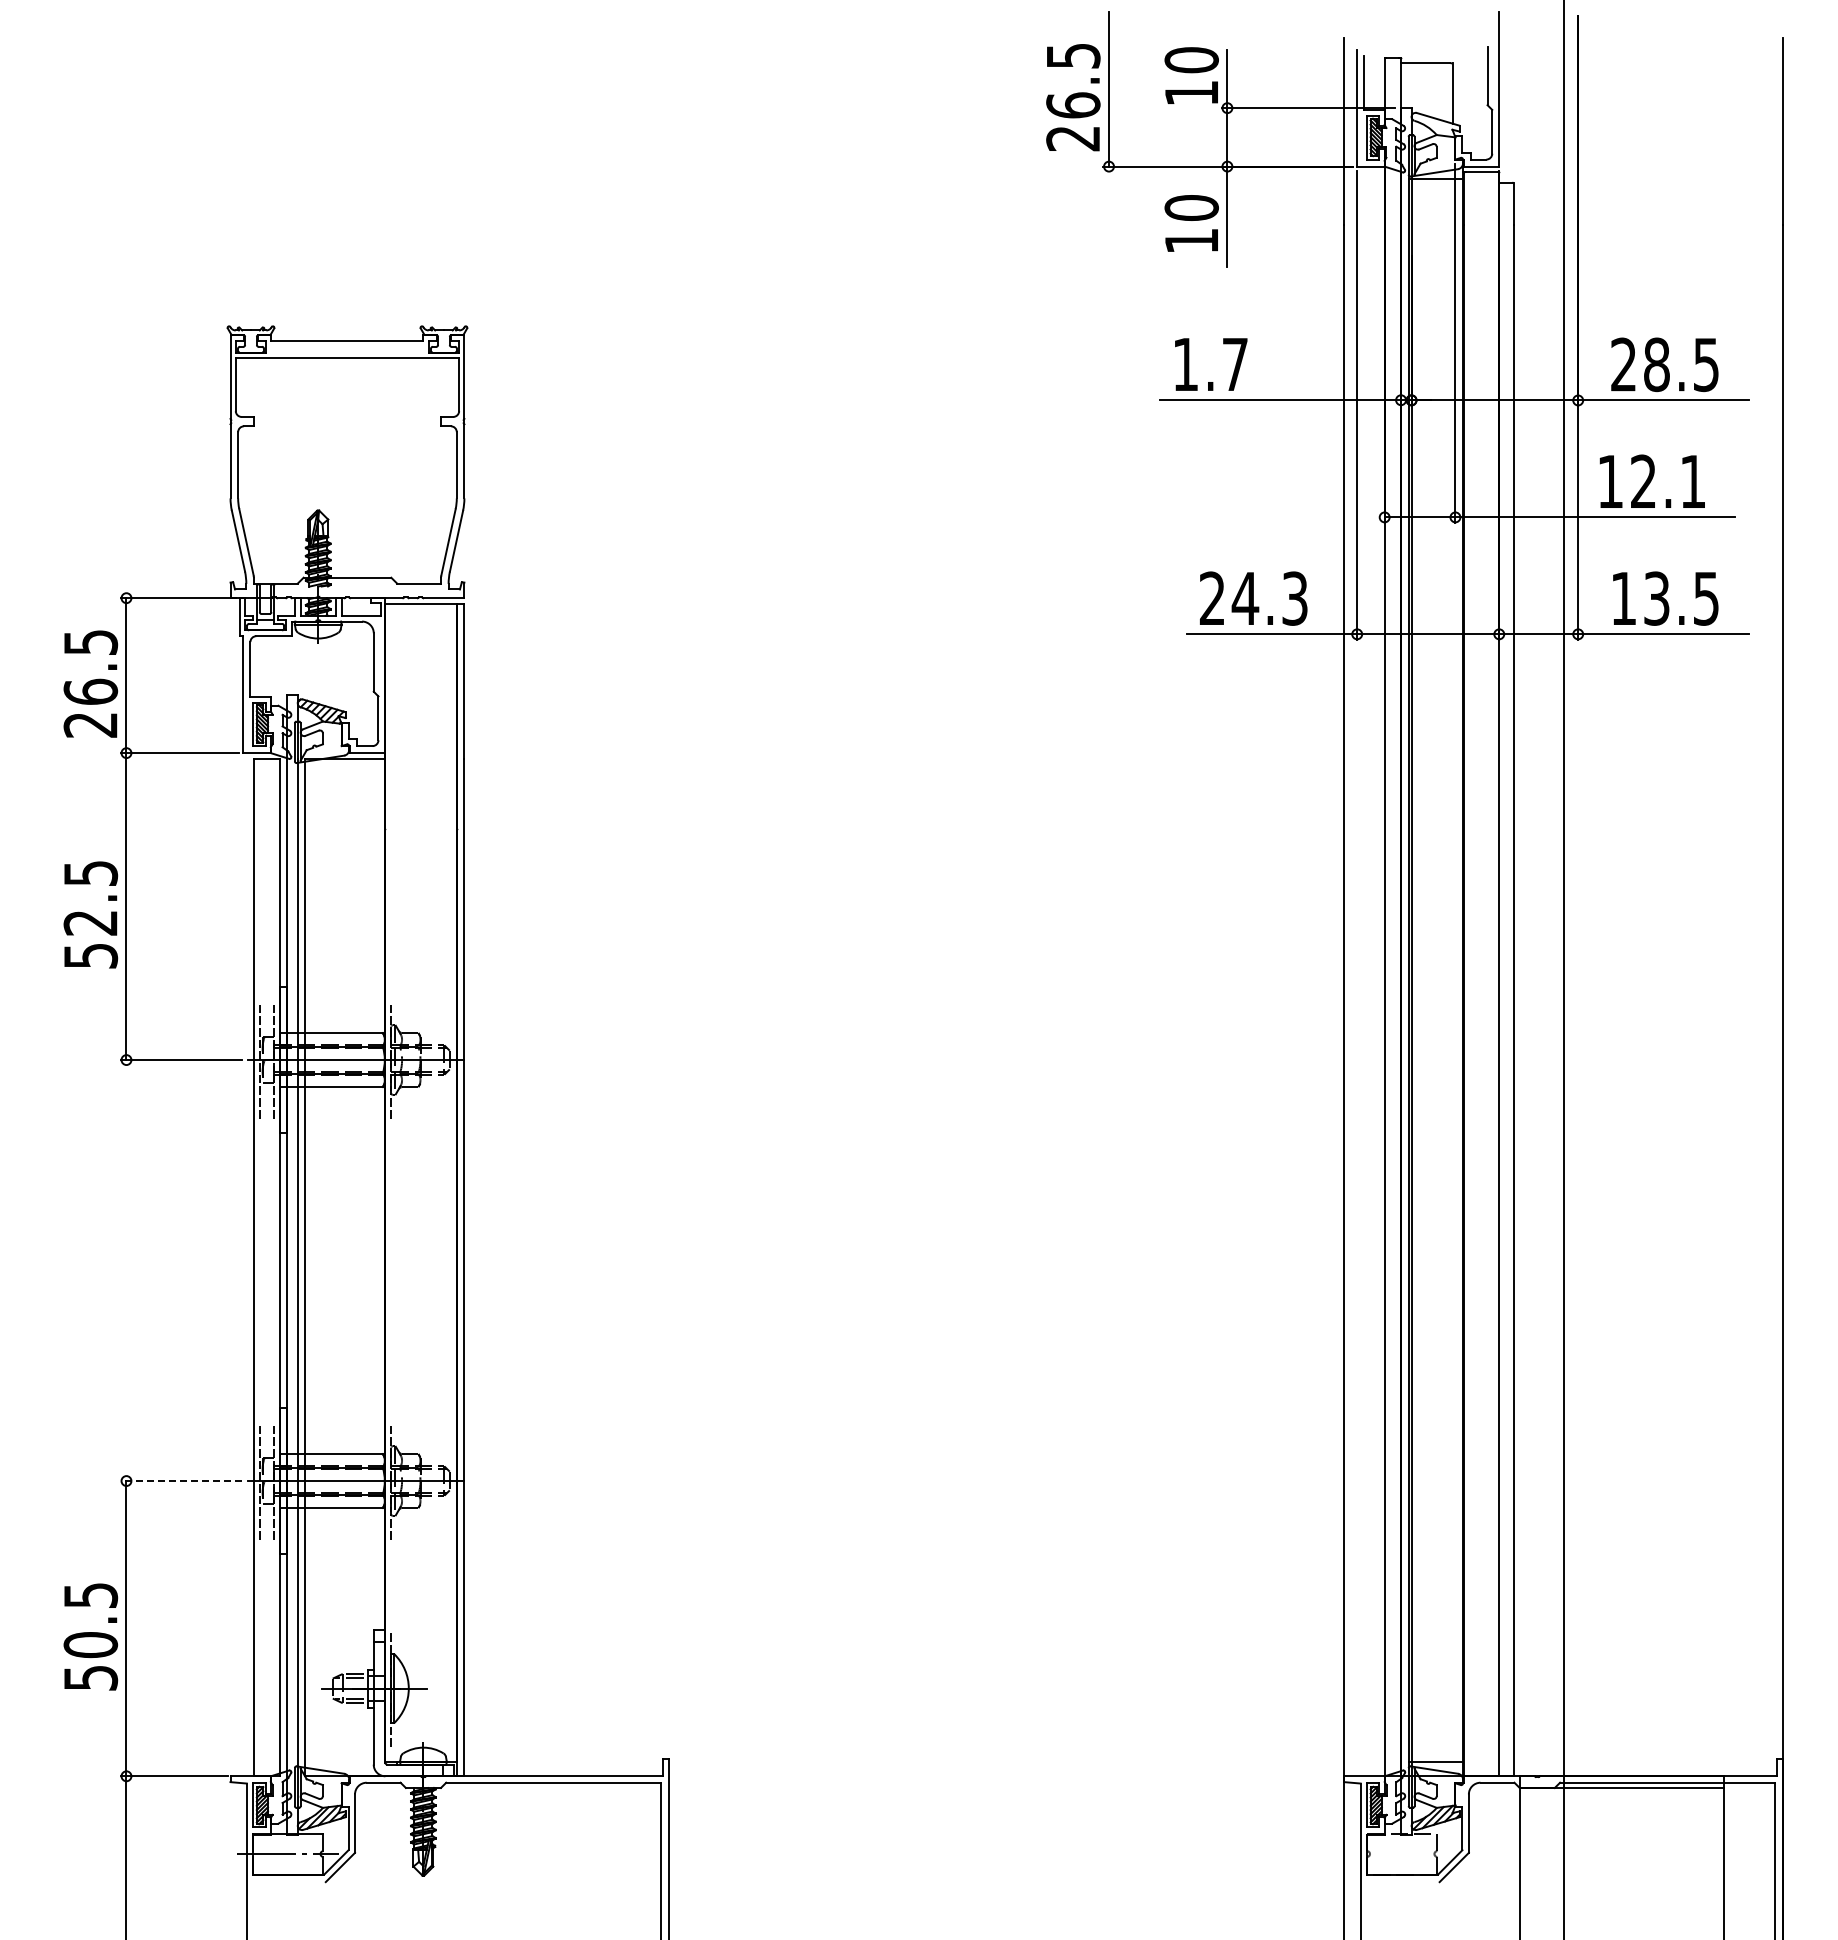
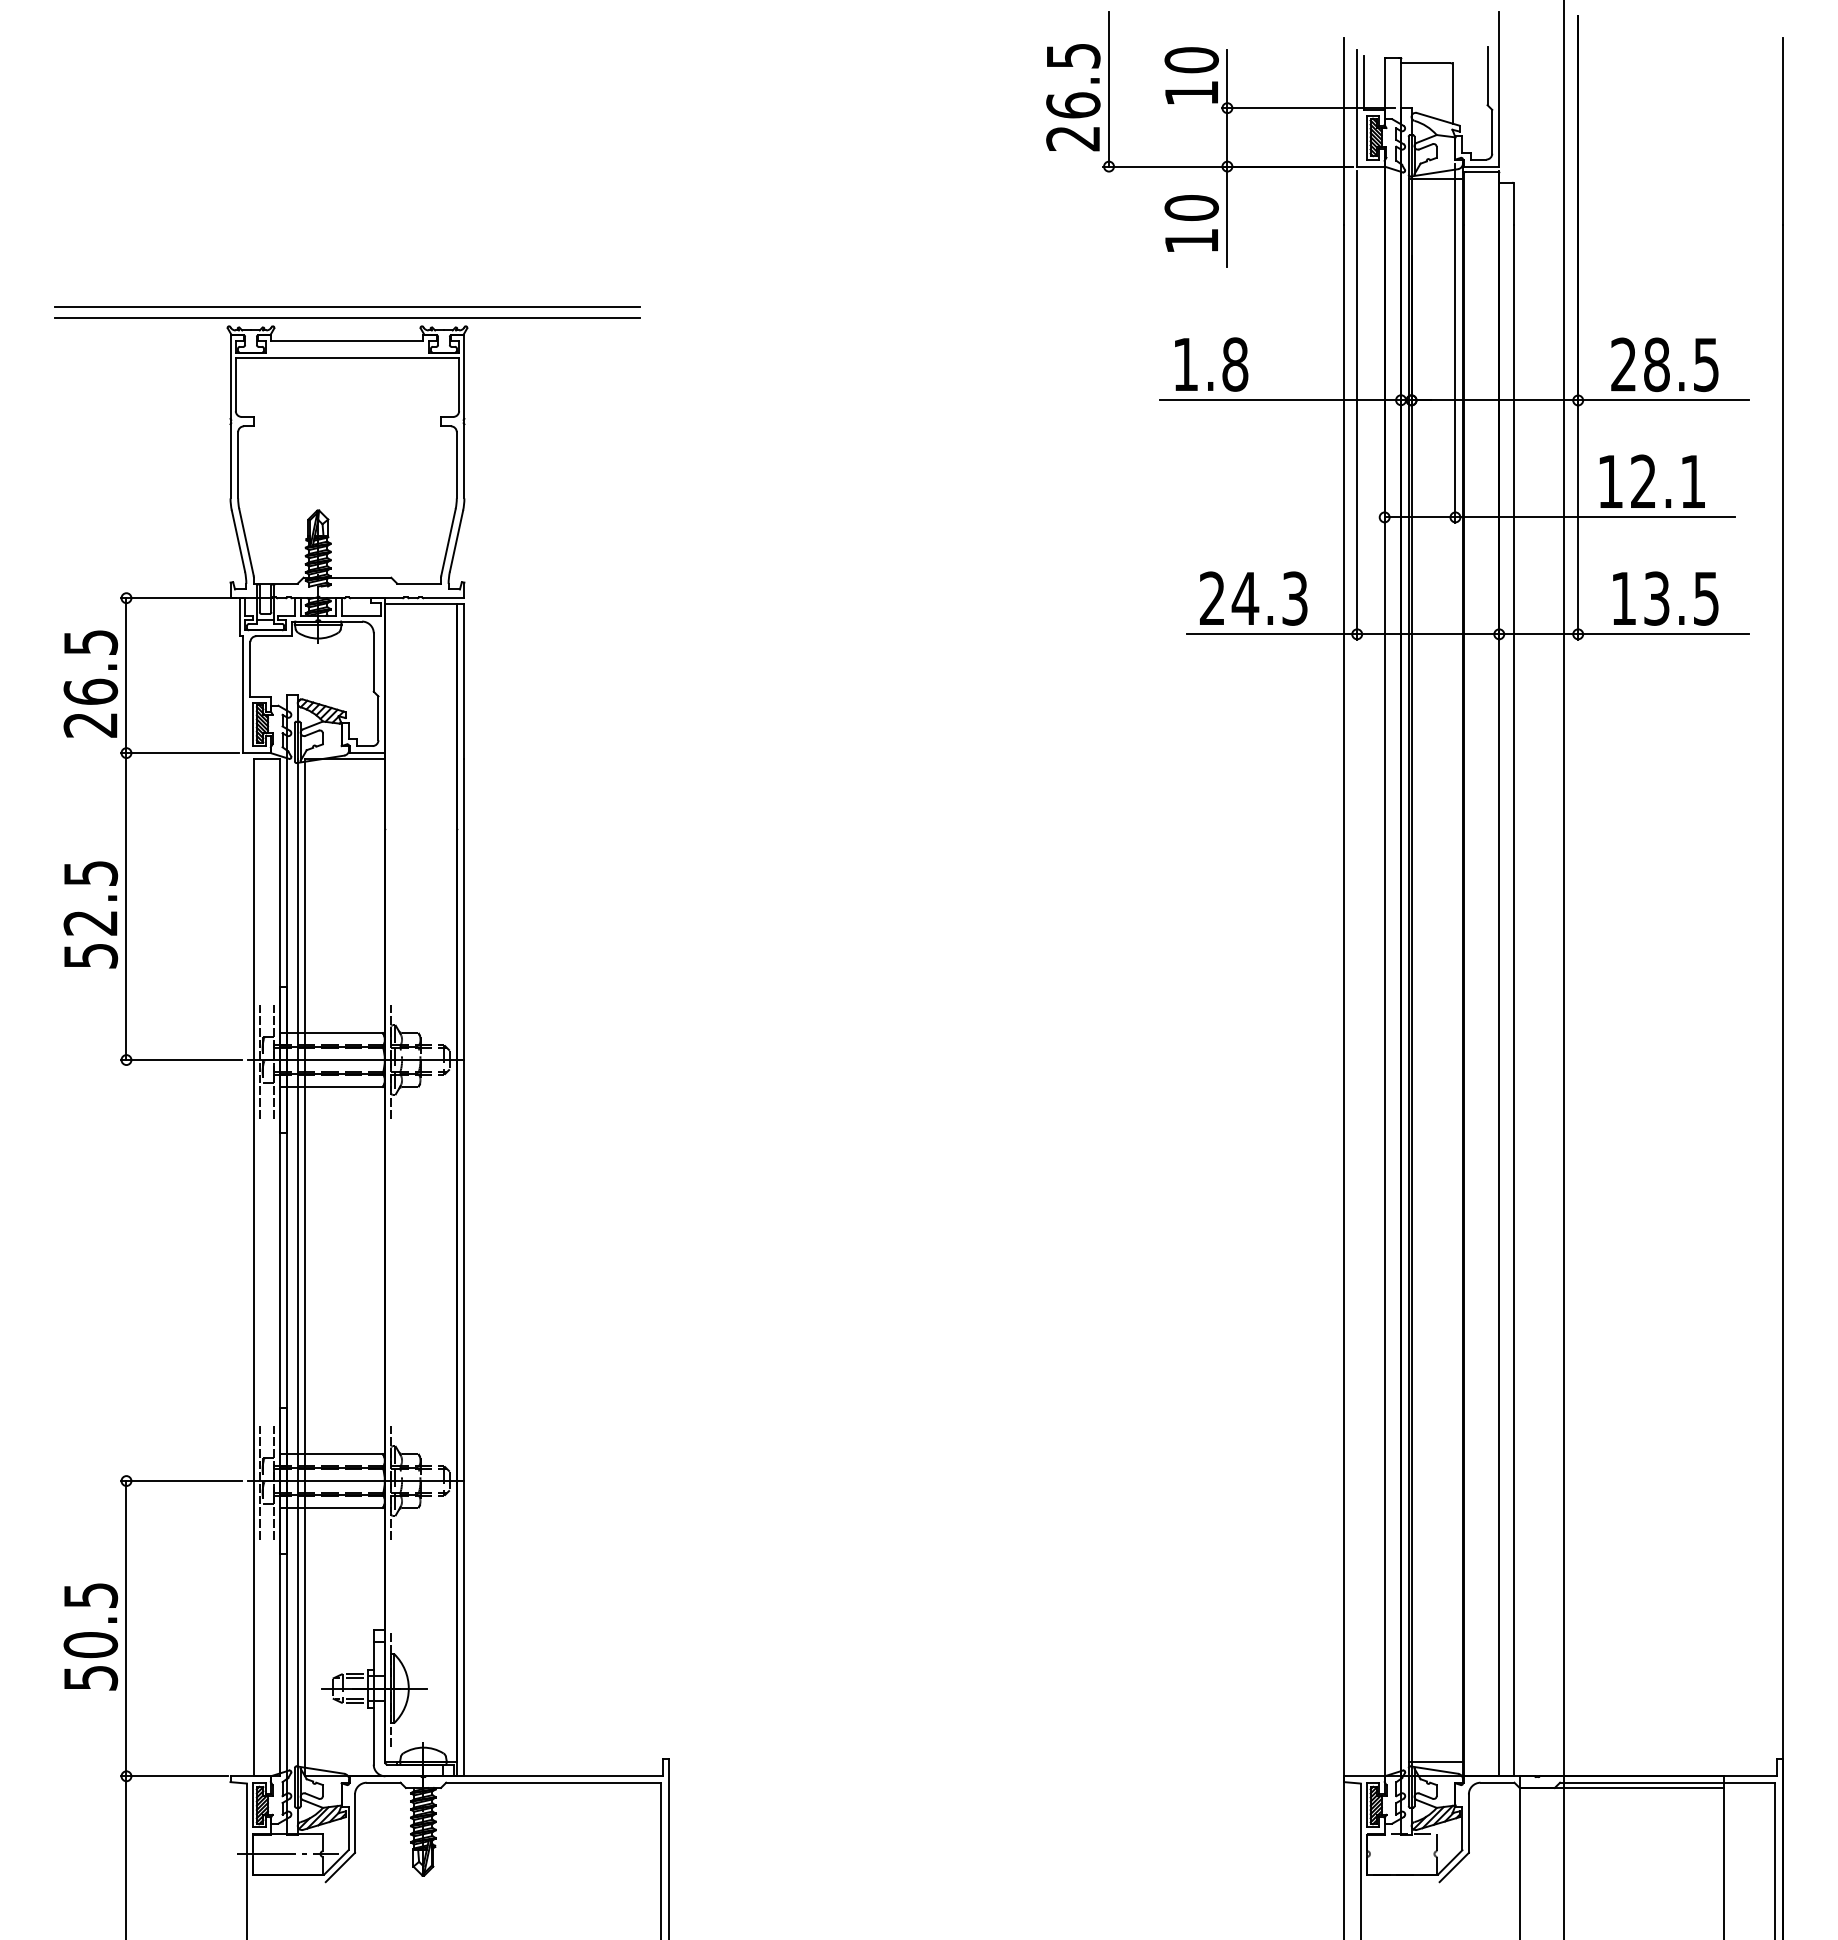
line: none -> present (347, 306)
line: none -> present (347, 317)
text: 1.7 -> 1.8 (1235, 364)
line: dashed -> solid (181, 1481)
